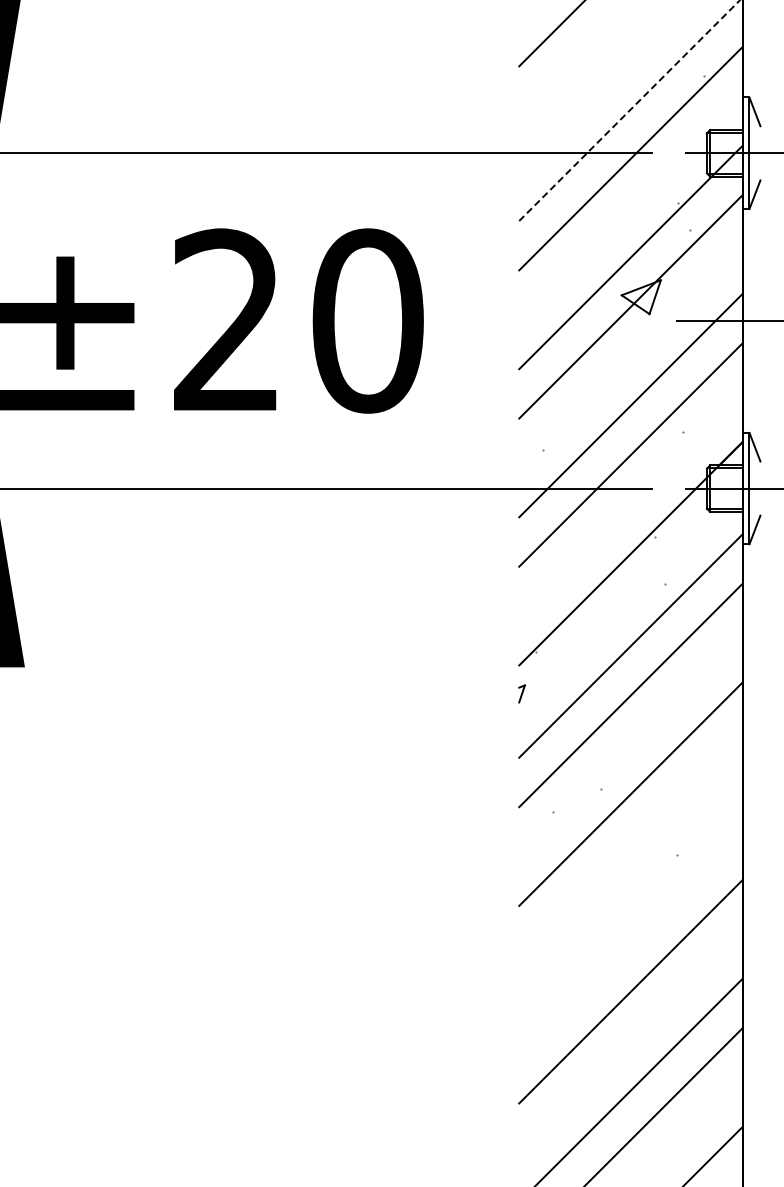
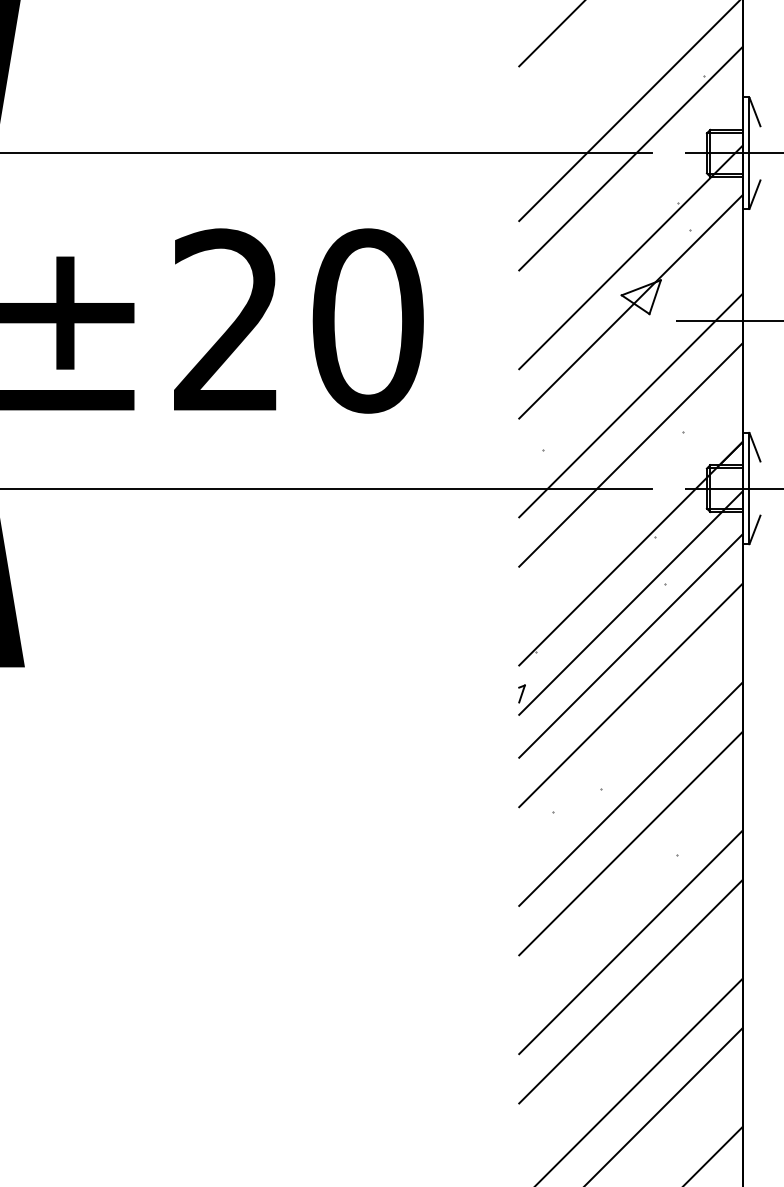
line: dashed -> solid (629, 110)
line: none -> present (630, 602)
line: none -> present (630, 843)
line: none -> present (630, 942)
